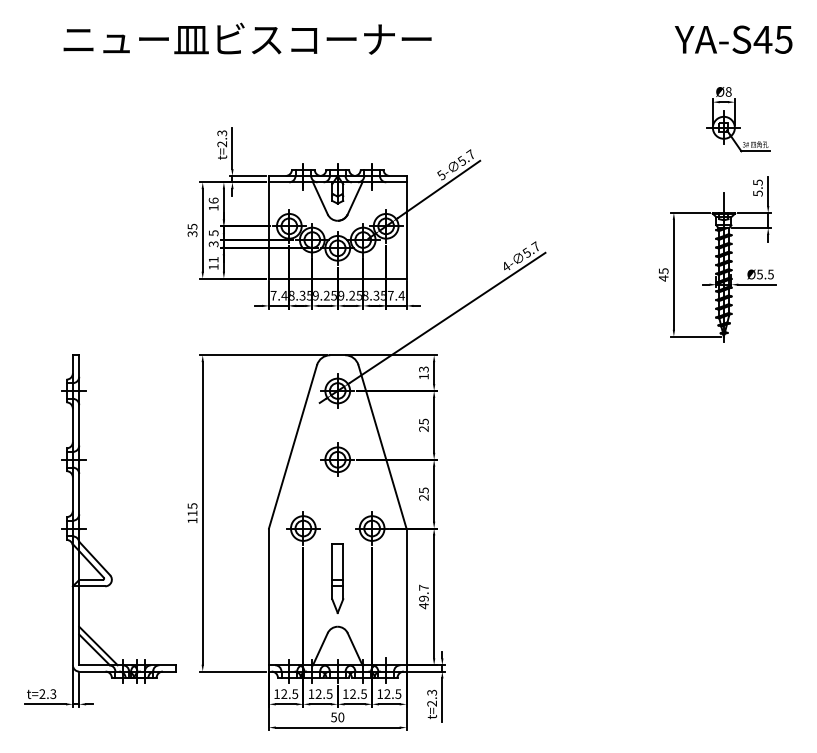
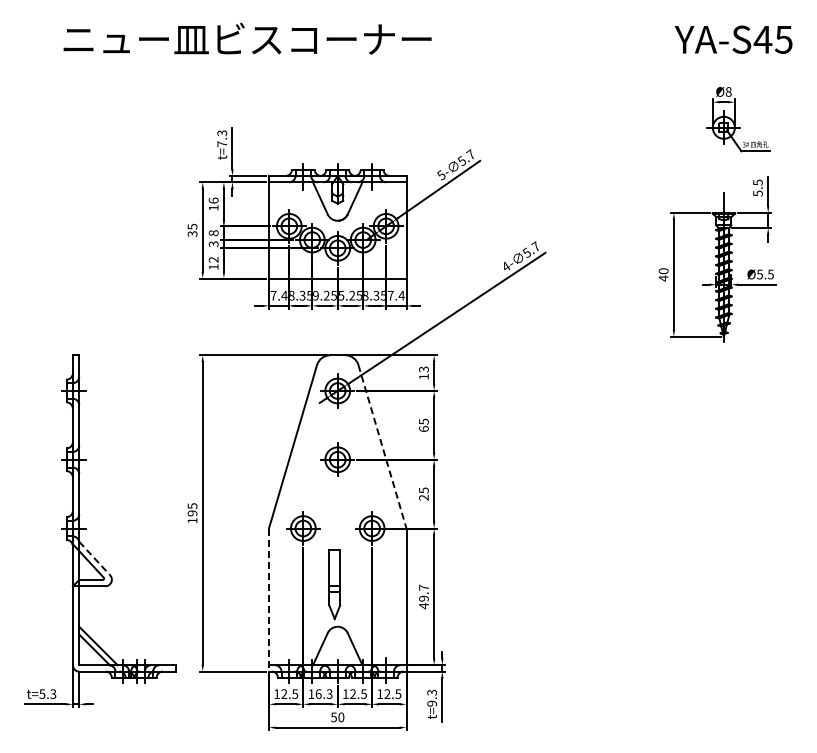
text: t=2.3 -> t=7.3 (221, 144)
text: 5 -> 8 (213, 233)
text: 11 -> 12 (213, 259)
text: 45 -> 40 (663, 271)
text: 9.25 -> 5.25 (341, 295)
text: 25 -> 65 (423, 428)
line: solid -> dashed (382, 447)
text: 115 -> 195 (192, 513)
line: solid -> dashed (94, 558)
part position: (337, 578) -> (334, 584) (334, 584)
line: solid -> dashed (268, 600)
text: 12.5 -> 16.3 (323, 693)
text: t=2.3 -> t=5.3 (42, 694)
text: t=2.3 -> t=9.3 (432, 703)
